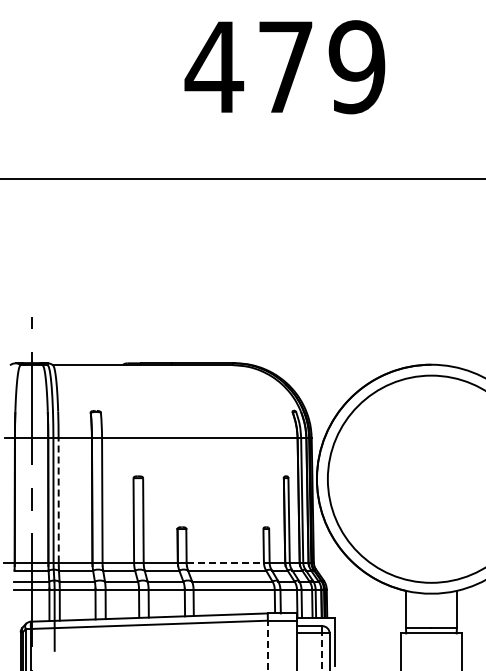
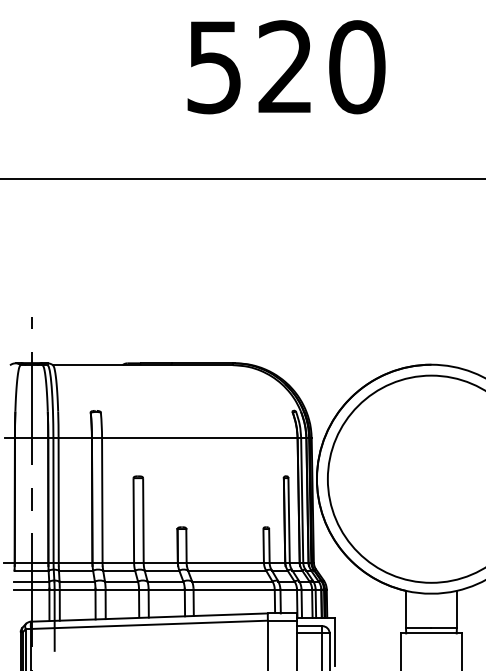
text: 479 -> 520 (284, 67)
line: dashed -> solid (58, 499)
line: dashed -> solid (225, 562)
line: dashed -> solid (267, 645)
line: dashed -> solid (322, 651)
